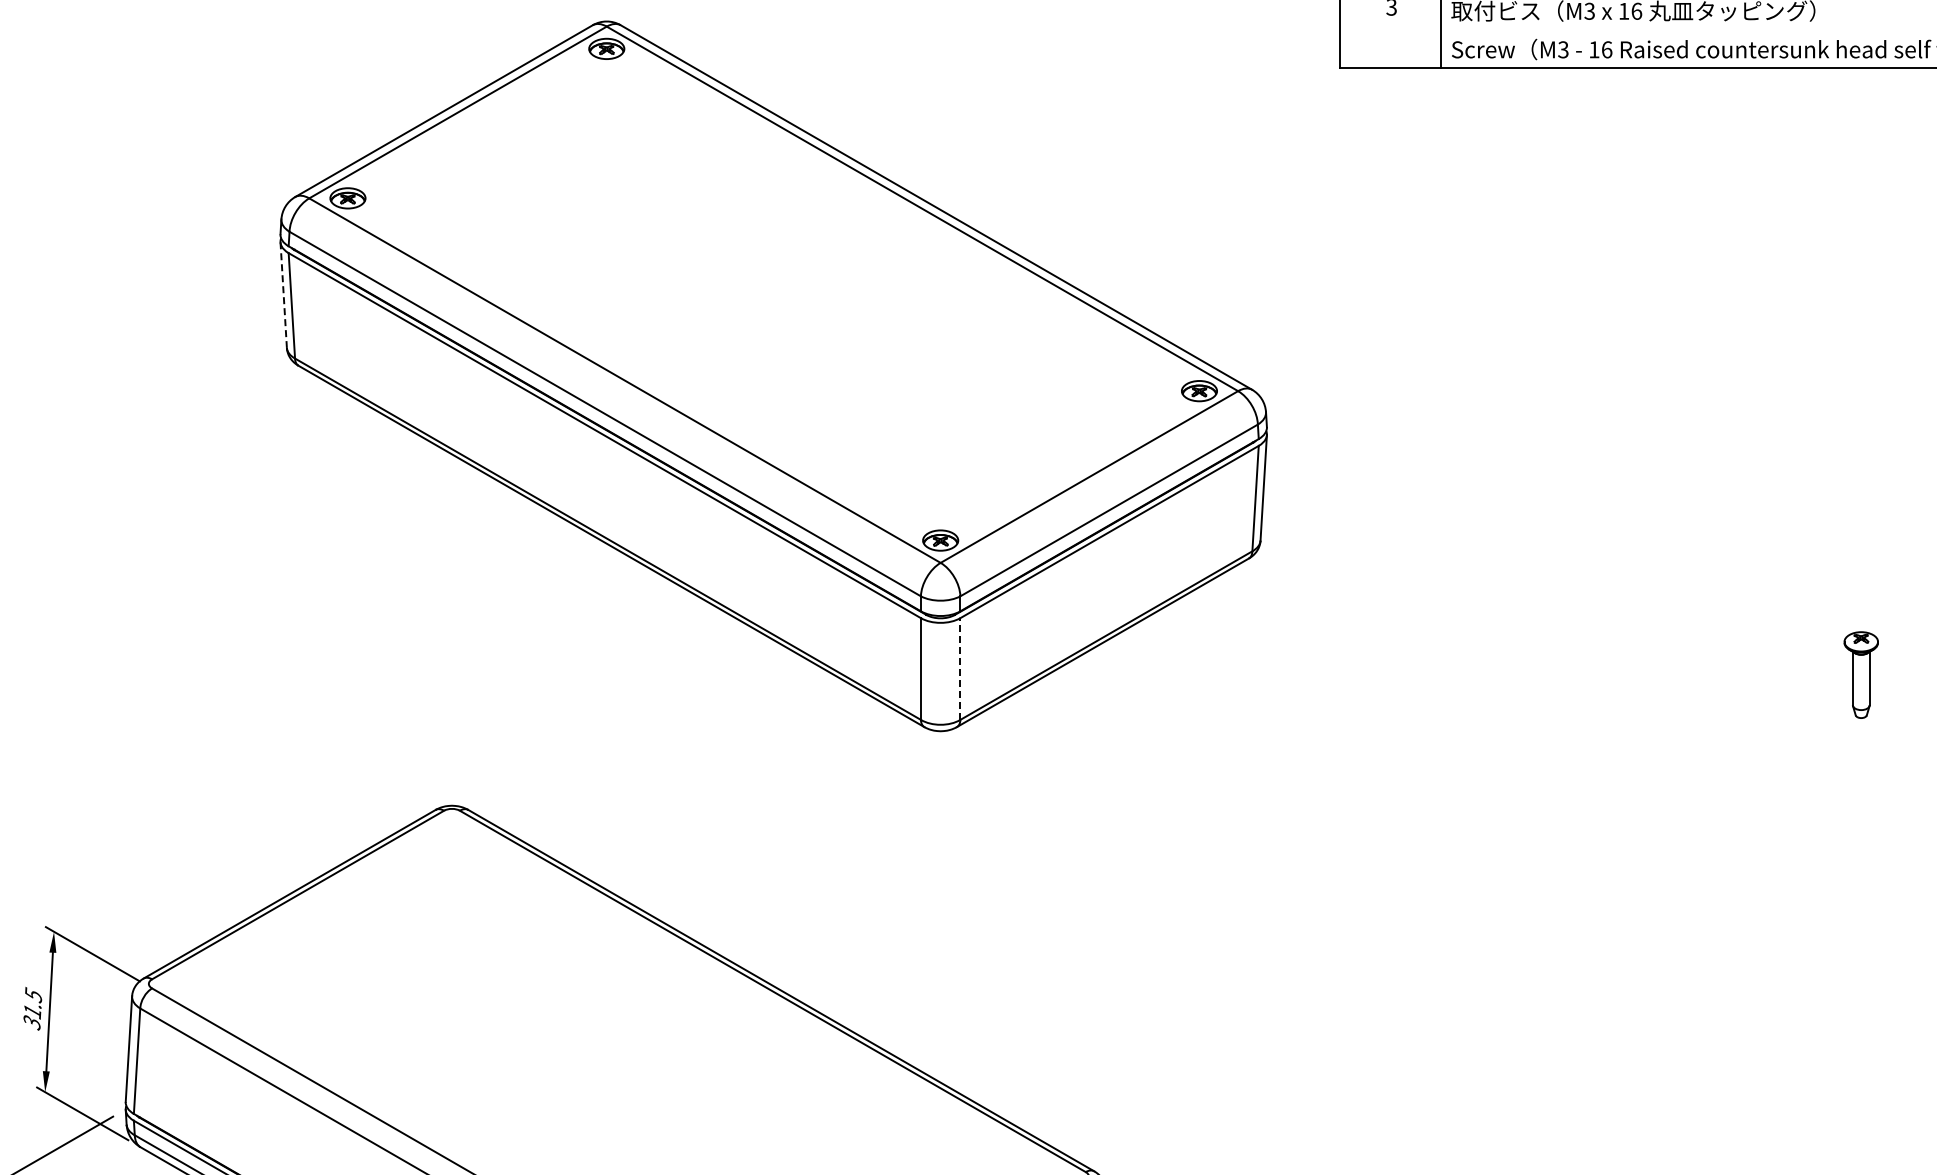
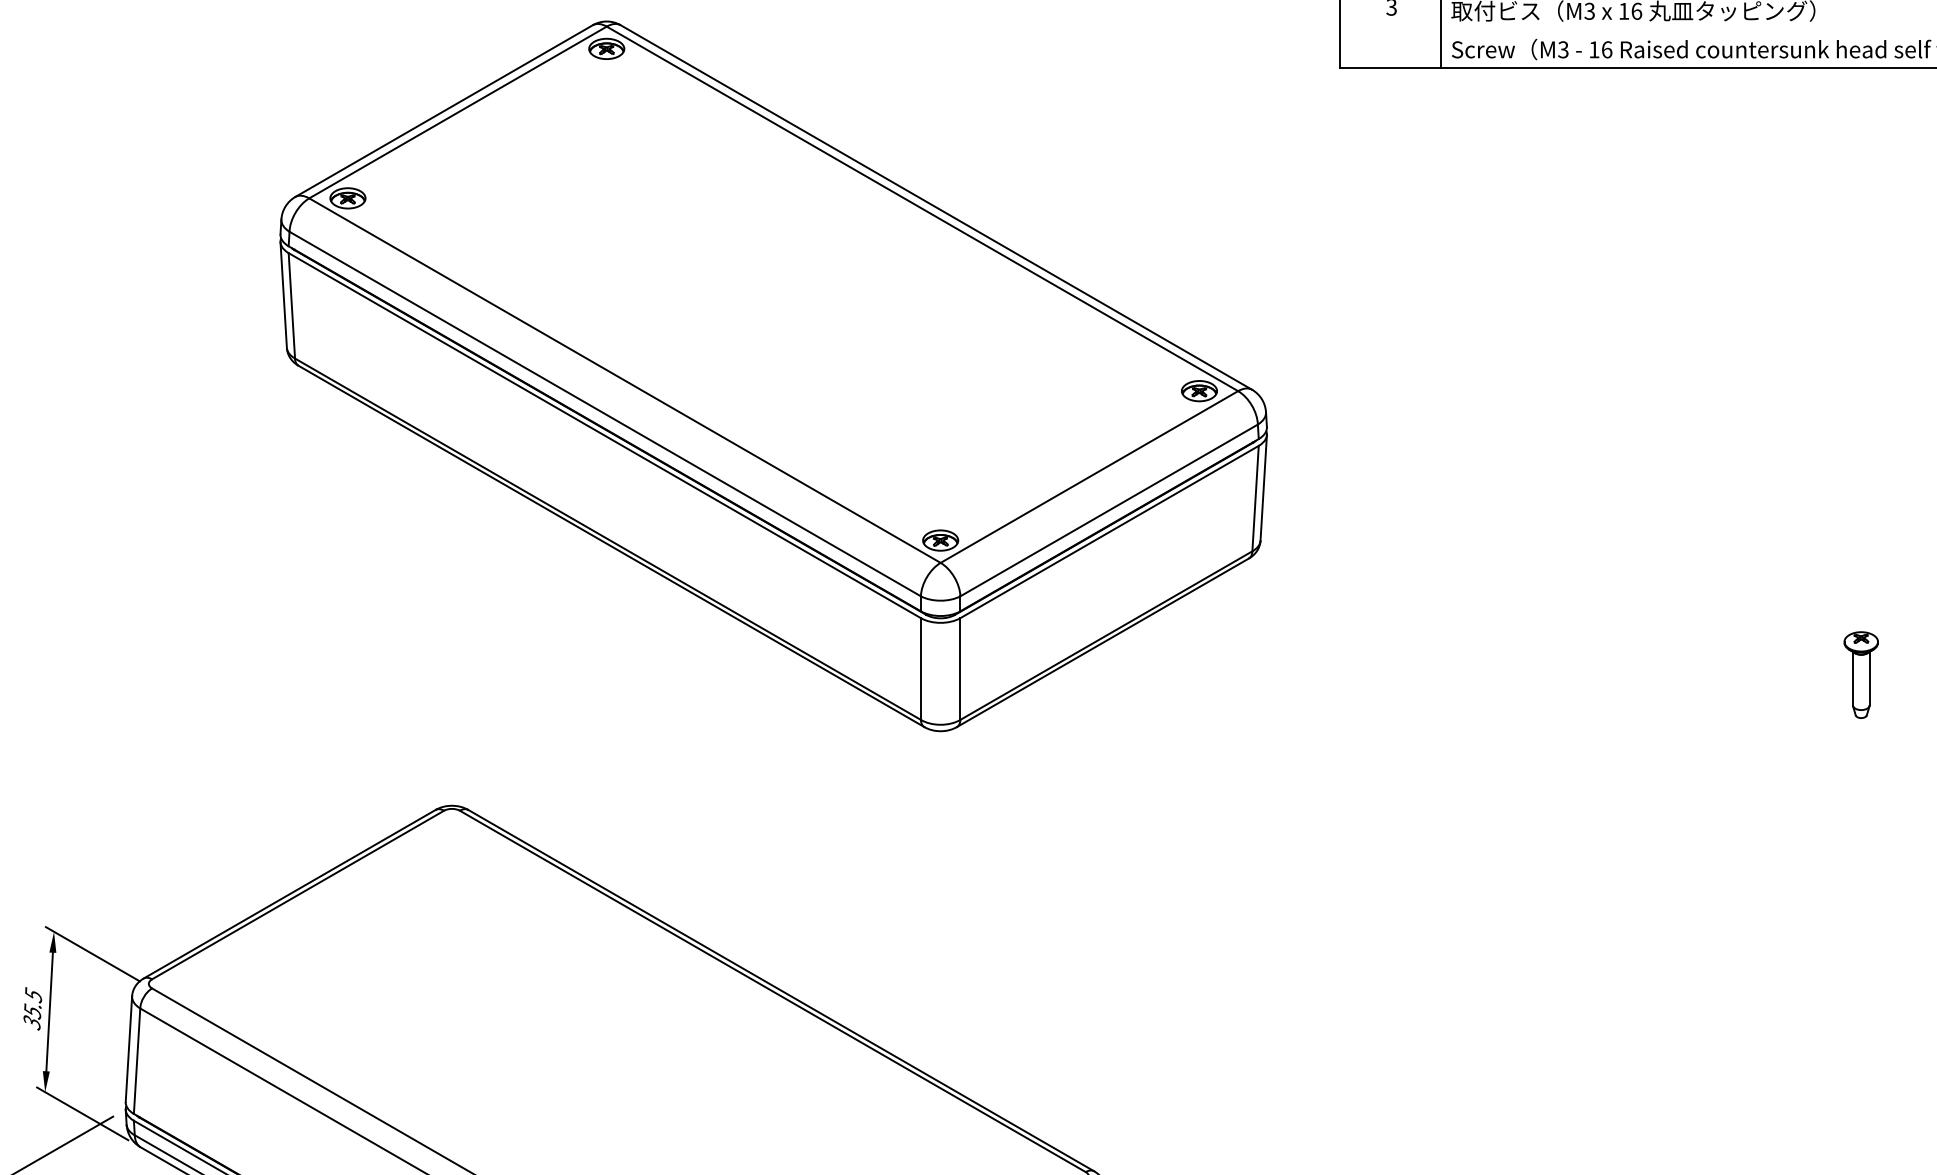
line: dashed -> solid (283, 295)
line: dashed -> solid (960, 669)
text: 31.5 -> 35.5 (32, 1011)
